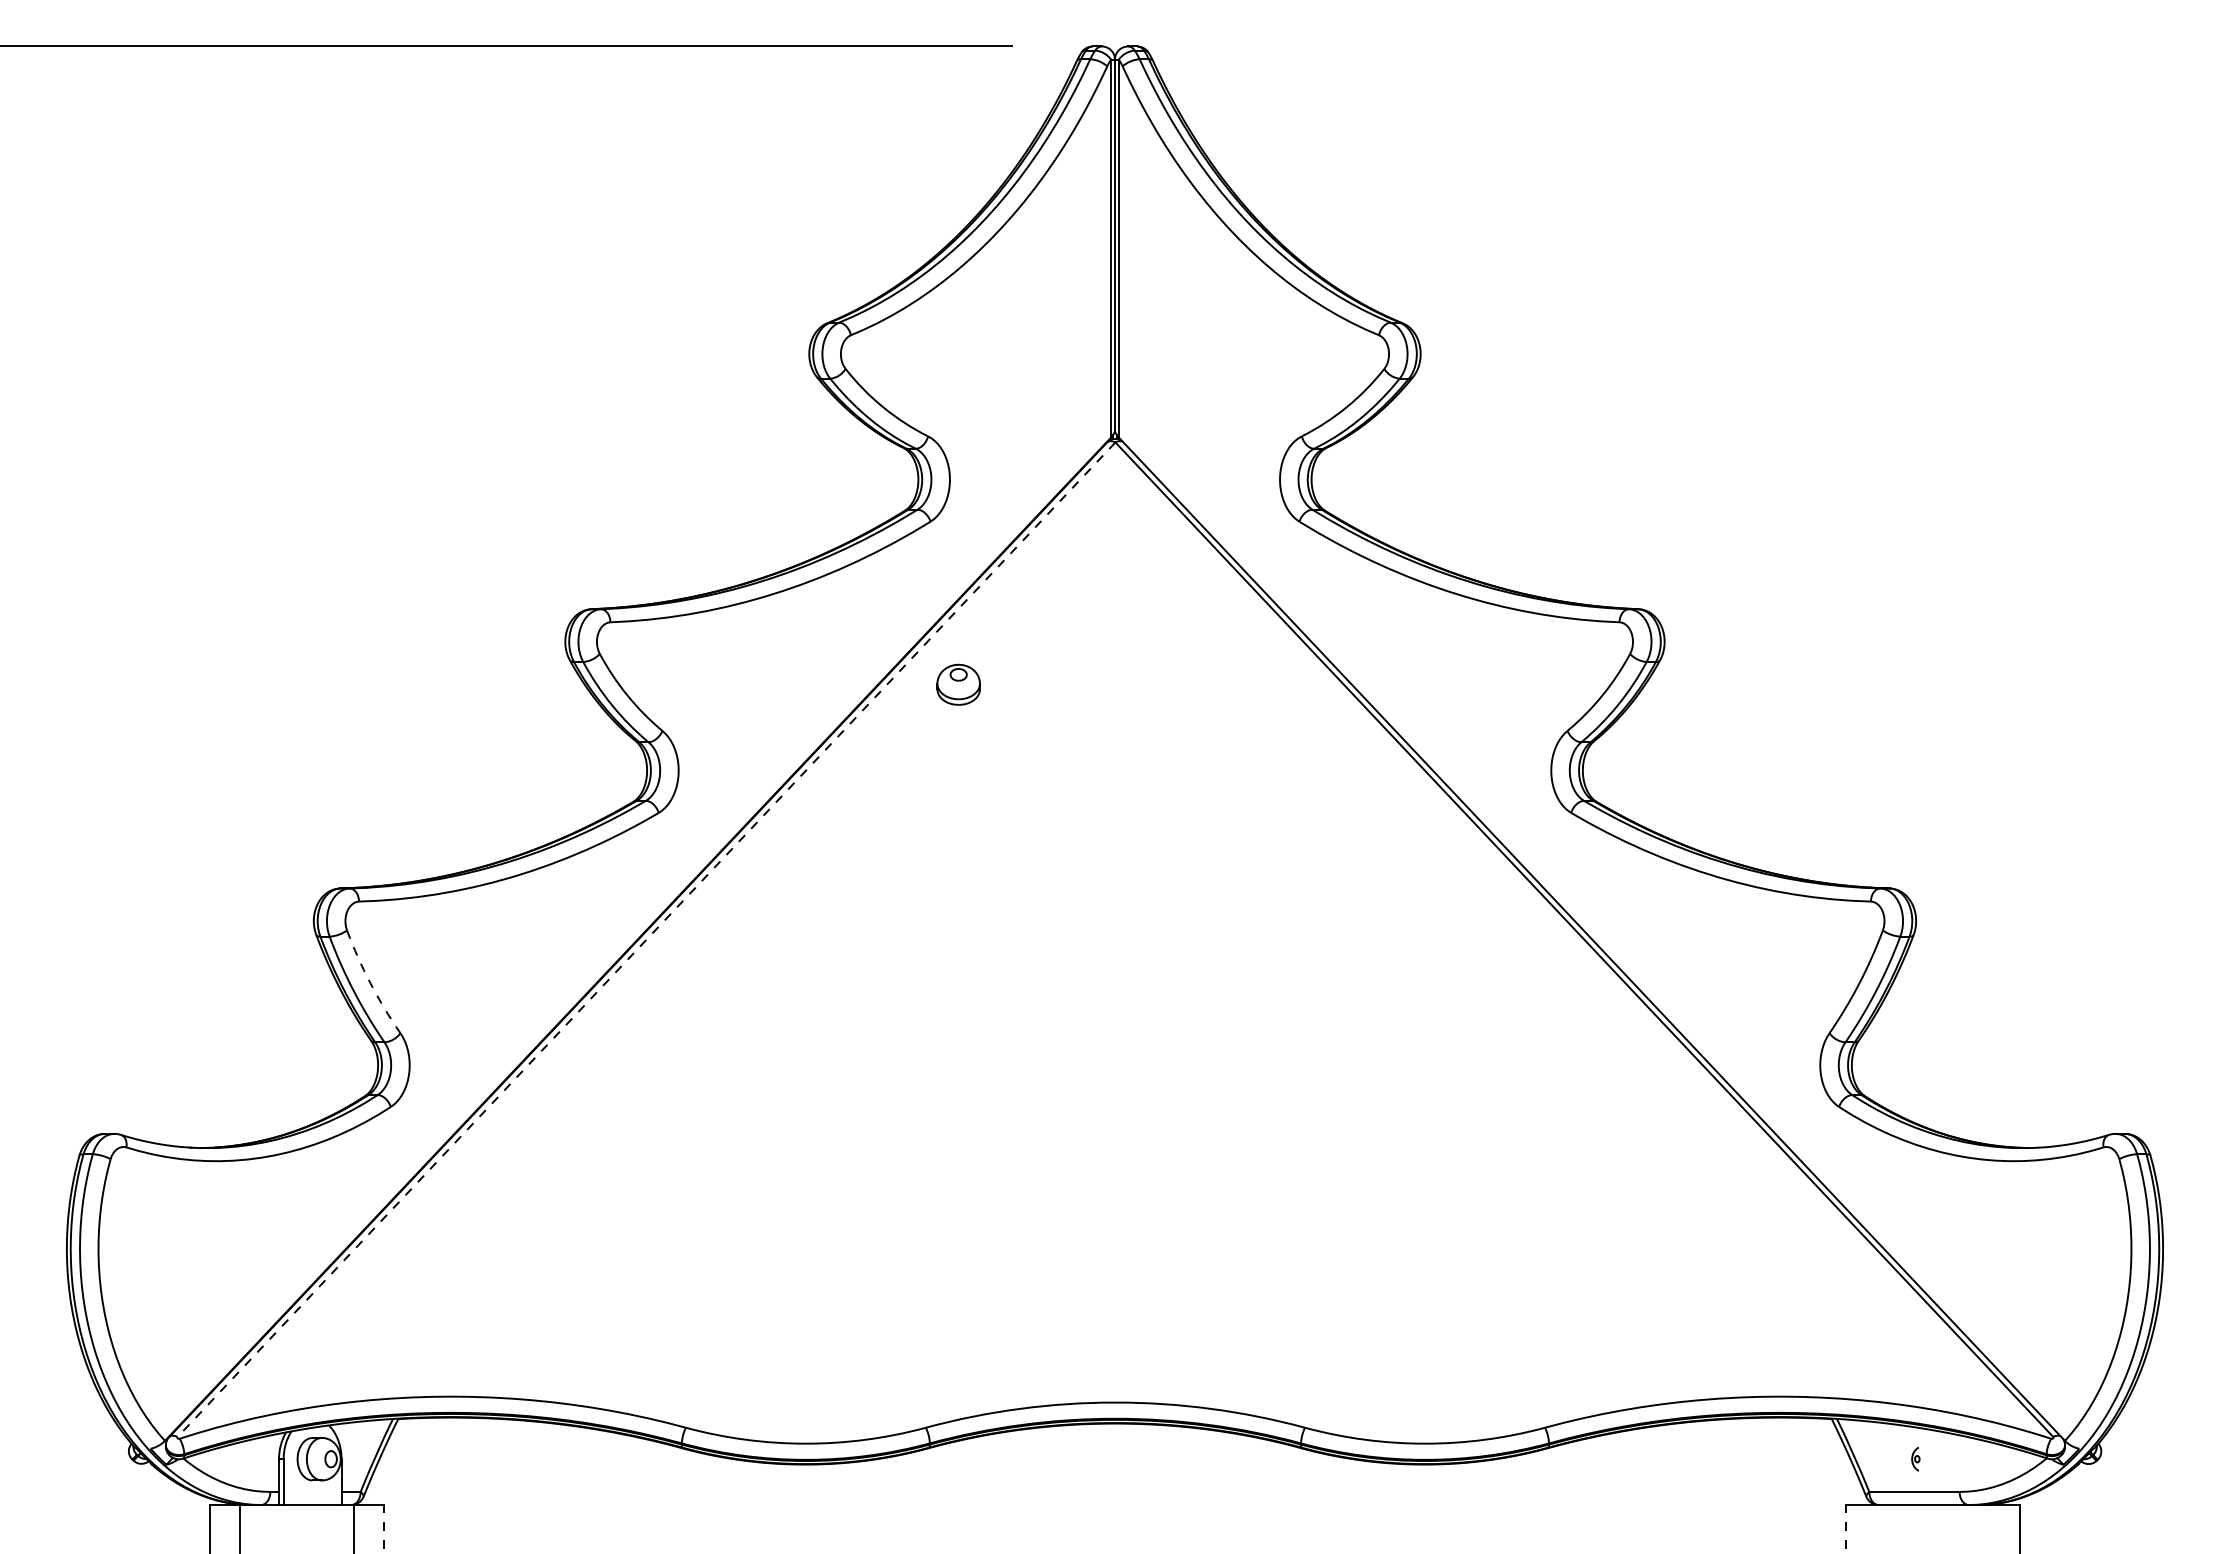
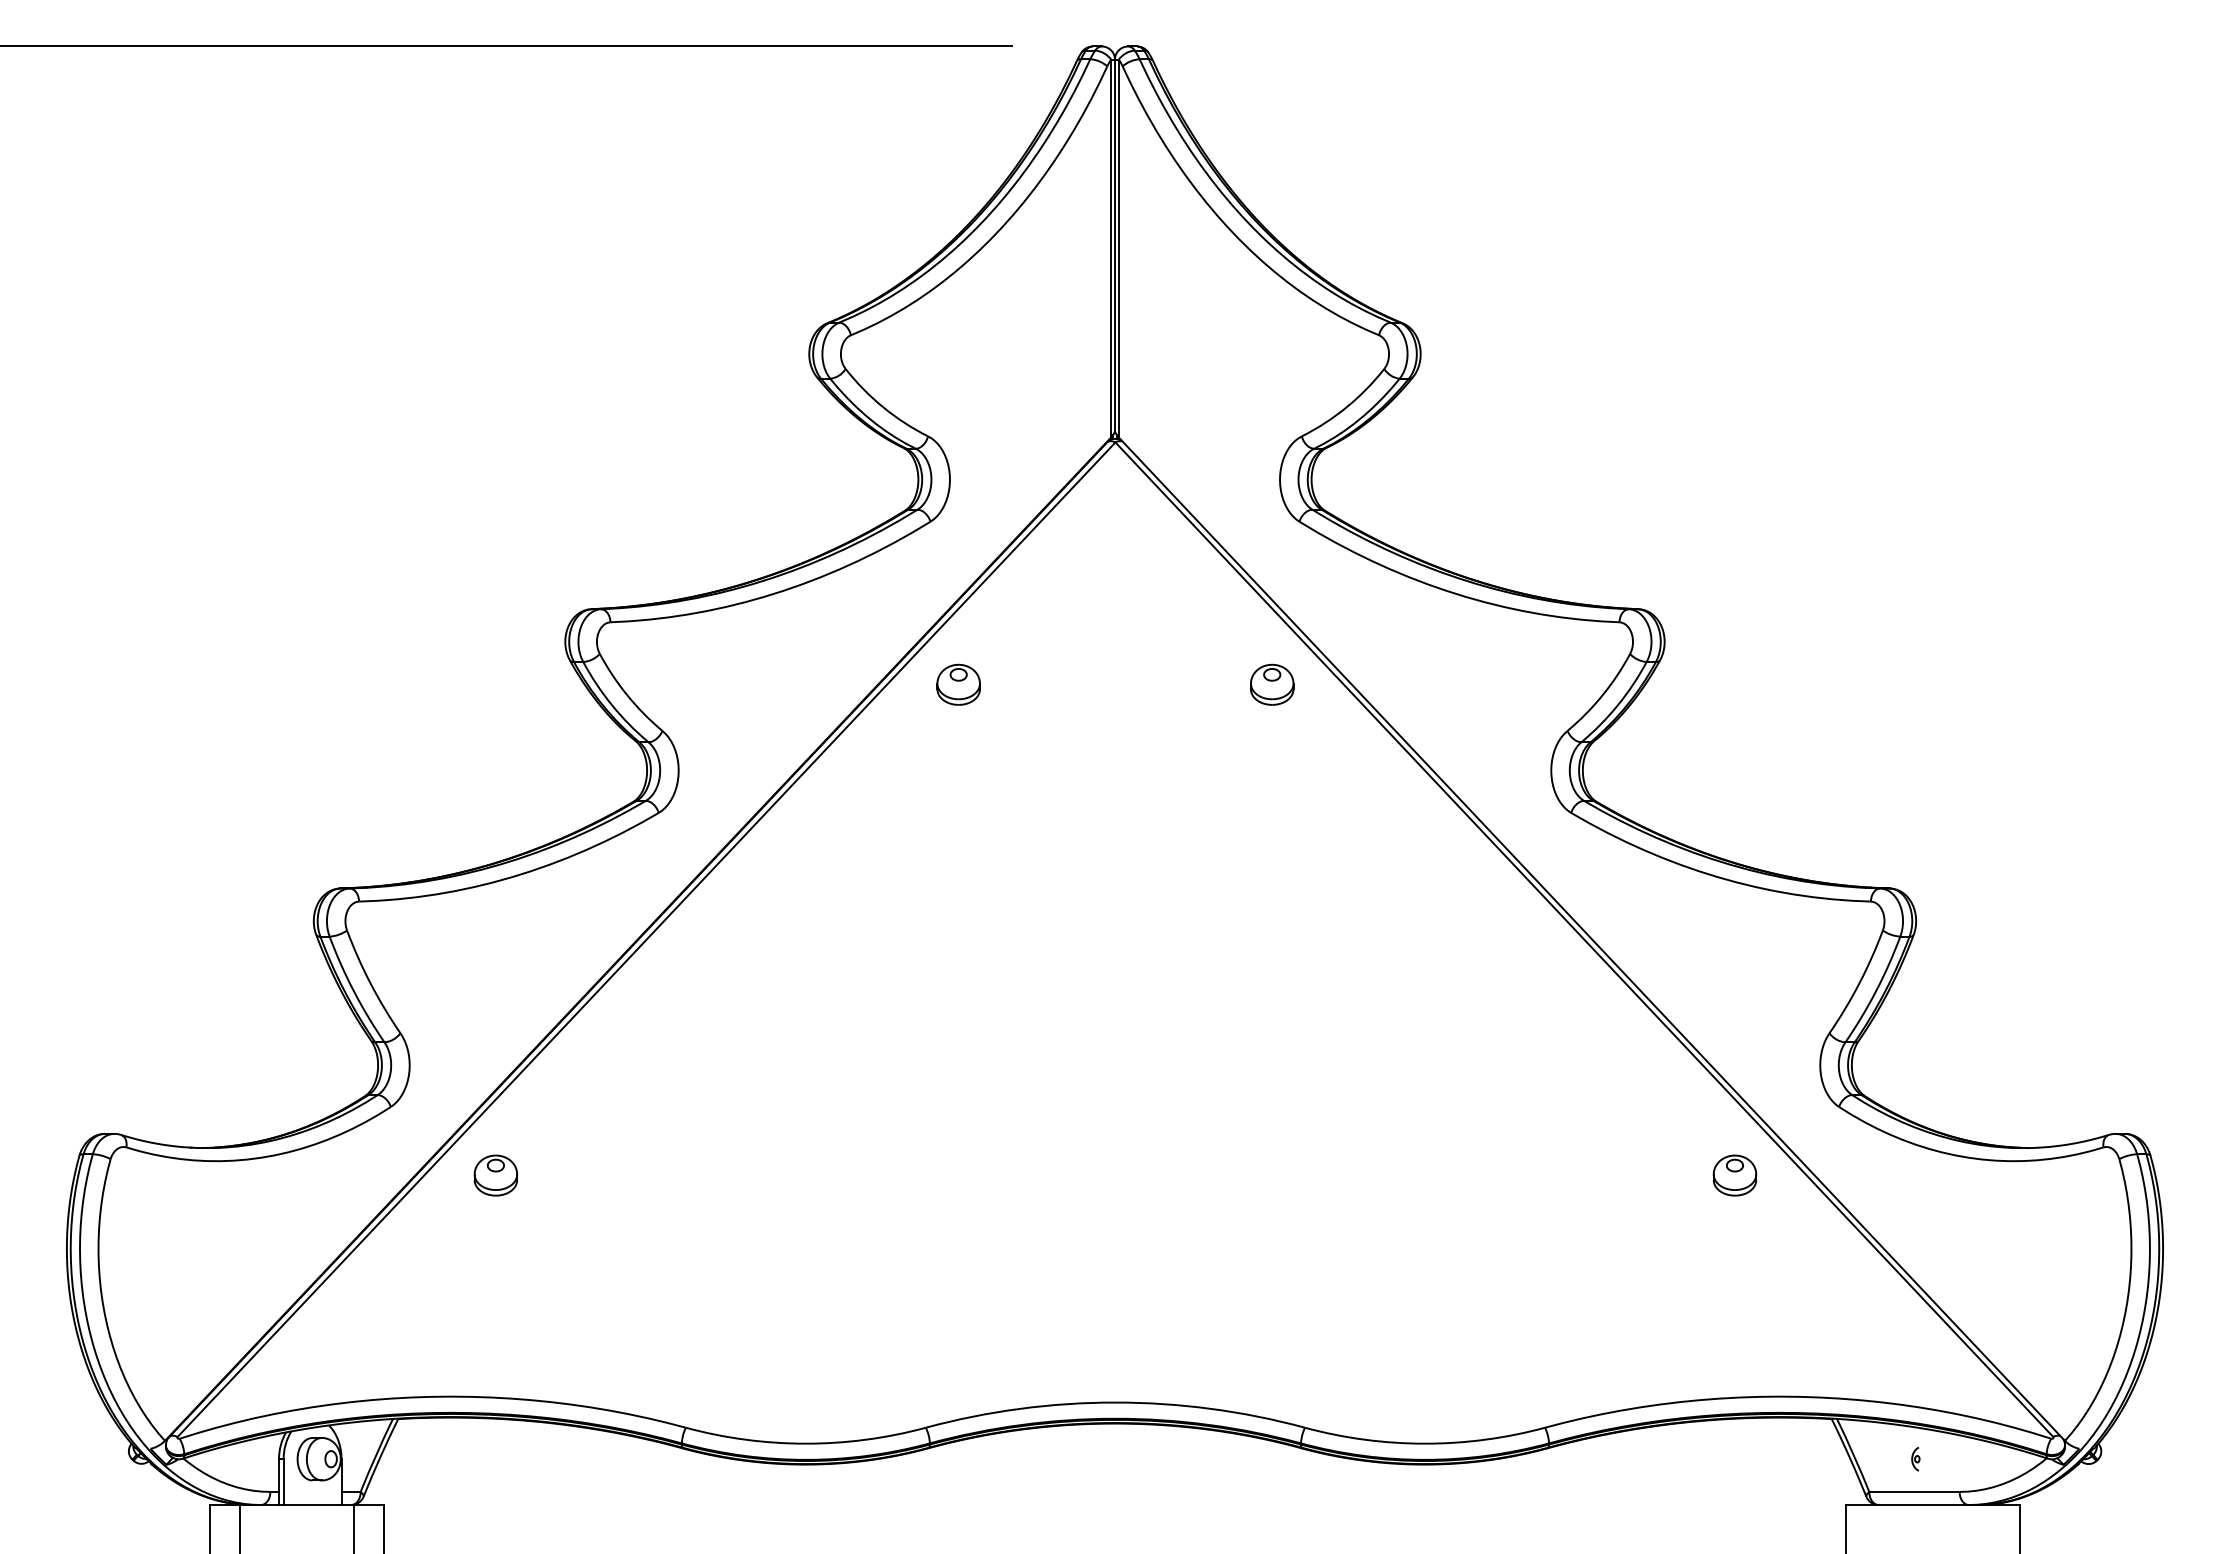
part: none -> present (1272, 684)
line: dashed -> solid (646, 940)
arc: dashed -> solid (370, 983)
part: none -> present (495, 1175)
part: none -> present (1734, 1175)
line: dashed -> solid (383, 1528)
line: dashed -> solid (1846, 1528)
